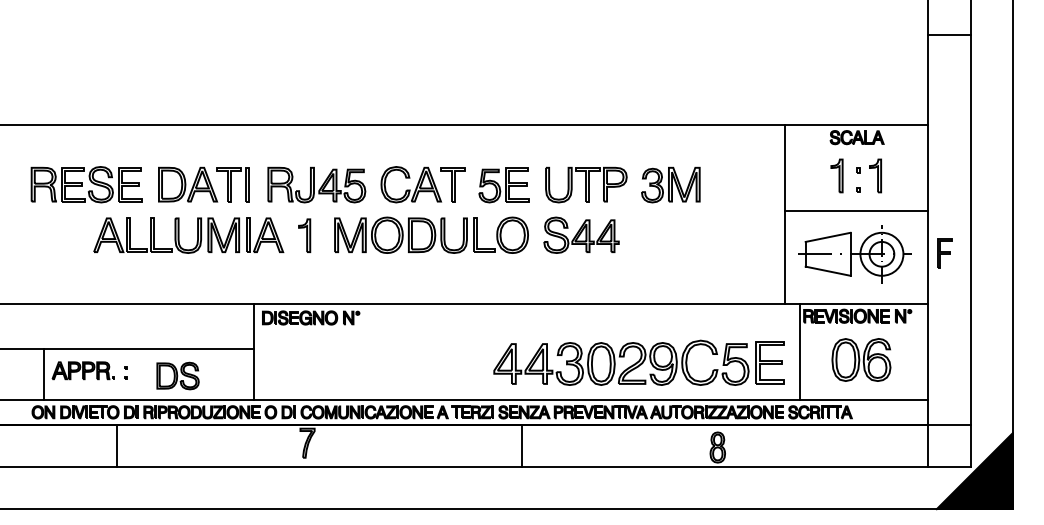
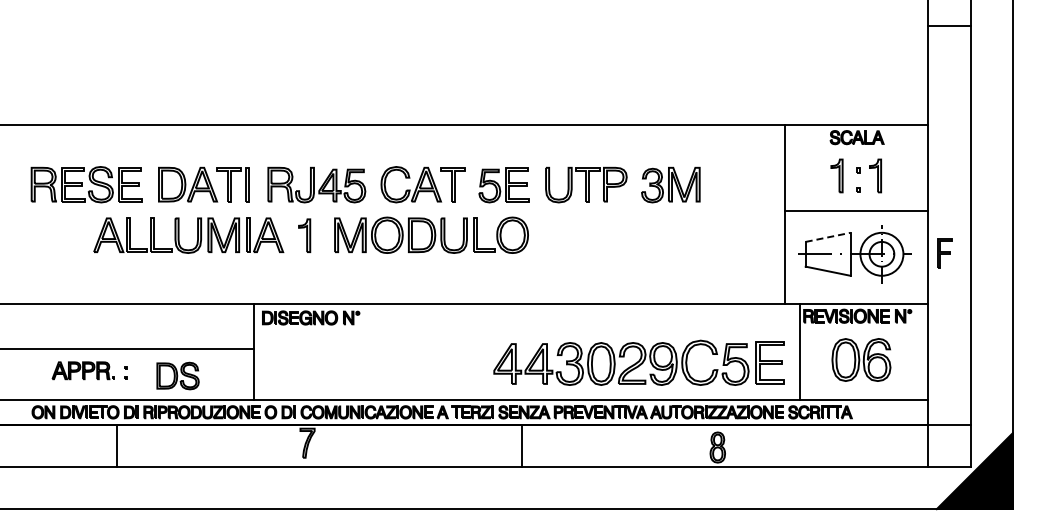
line position: (949, 35) -> (949, 26) (949, 26)
part: present -> none (581, 234)
line: solid -> dashed (828, 237)
line: present -> none (44, 373)
